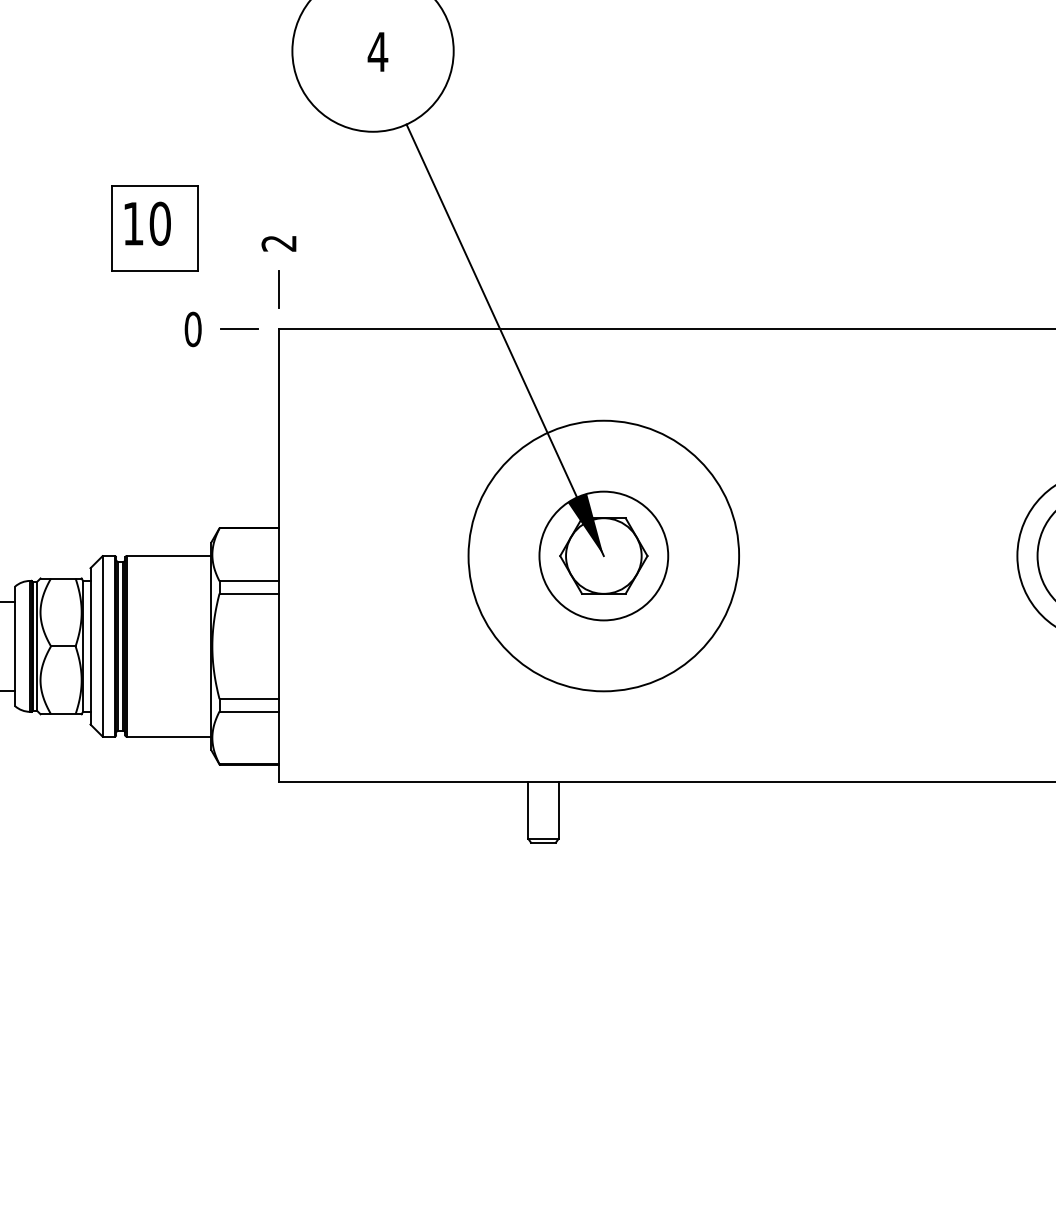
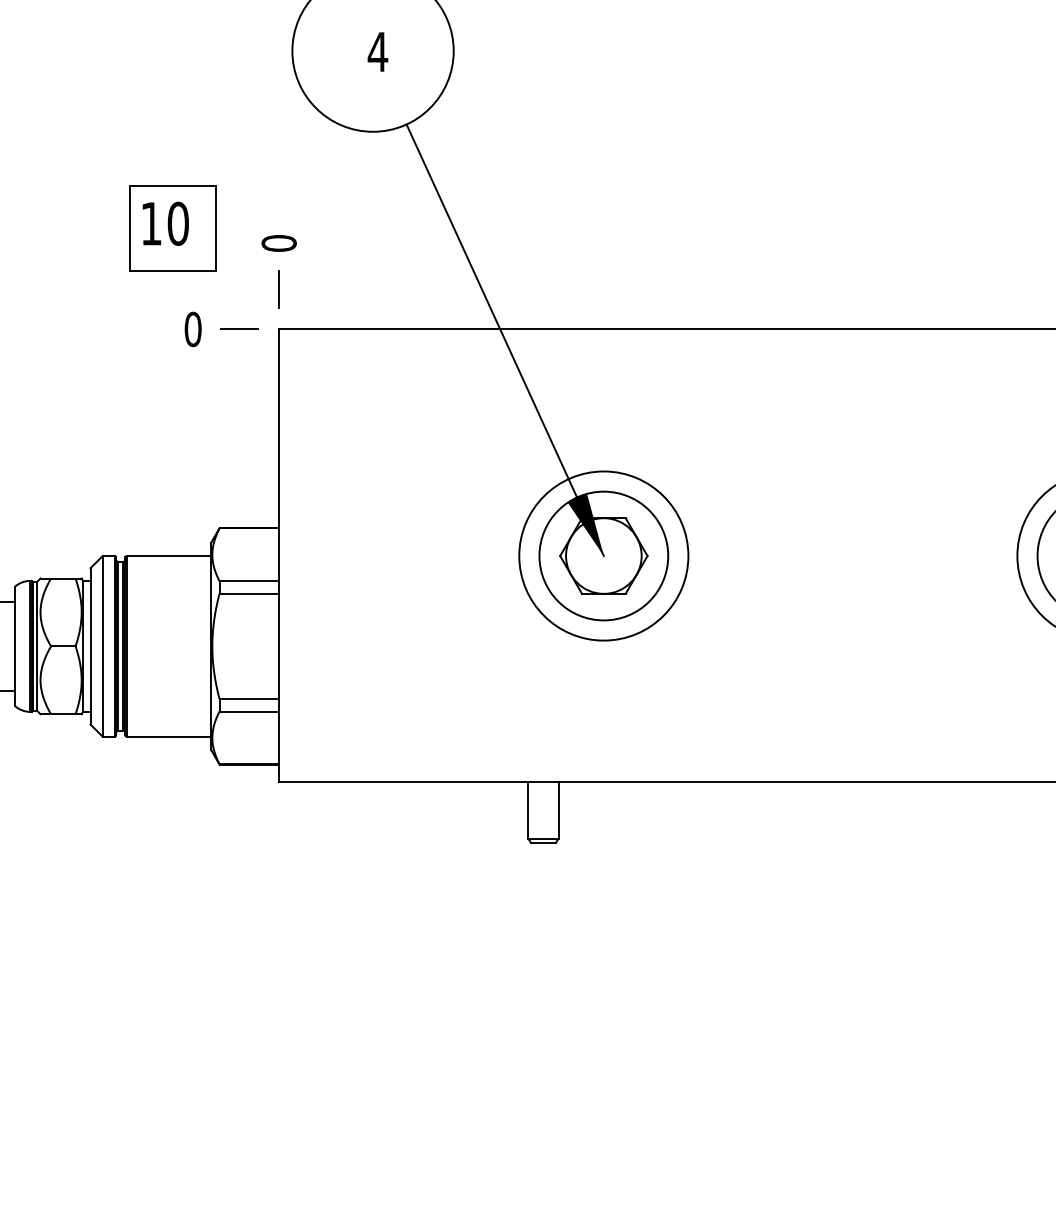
part position: (154, 228) -> (172, 228) (172, 228)
text: 2 -> 0 (278, 243)
circle diameter: 271 px -> 169 px (603, 555)
